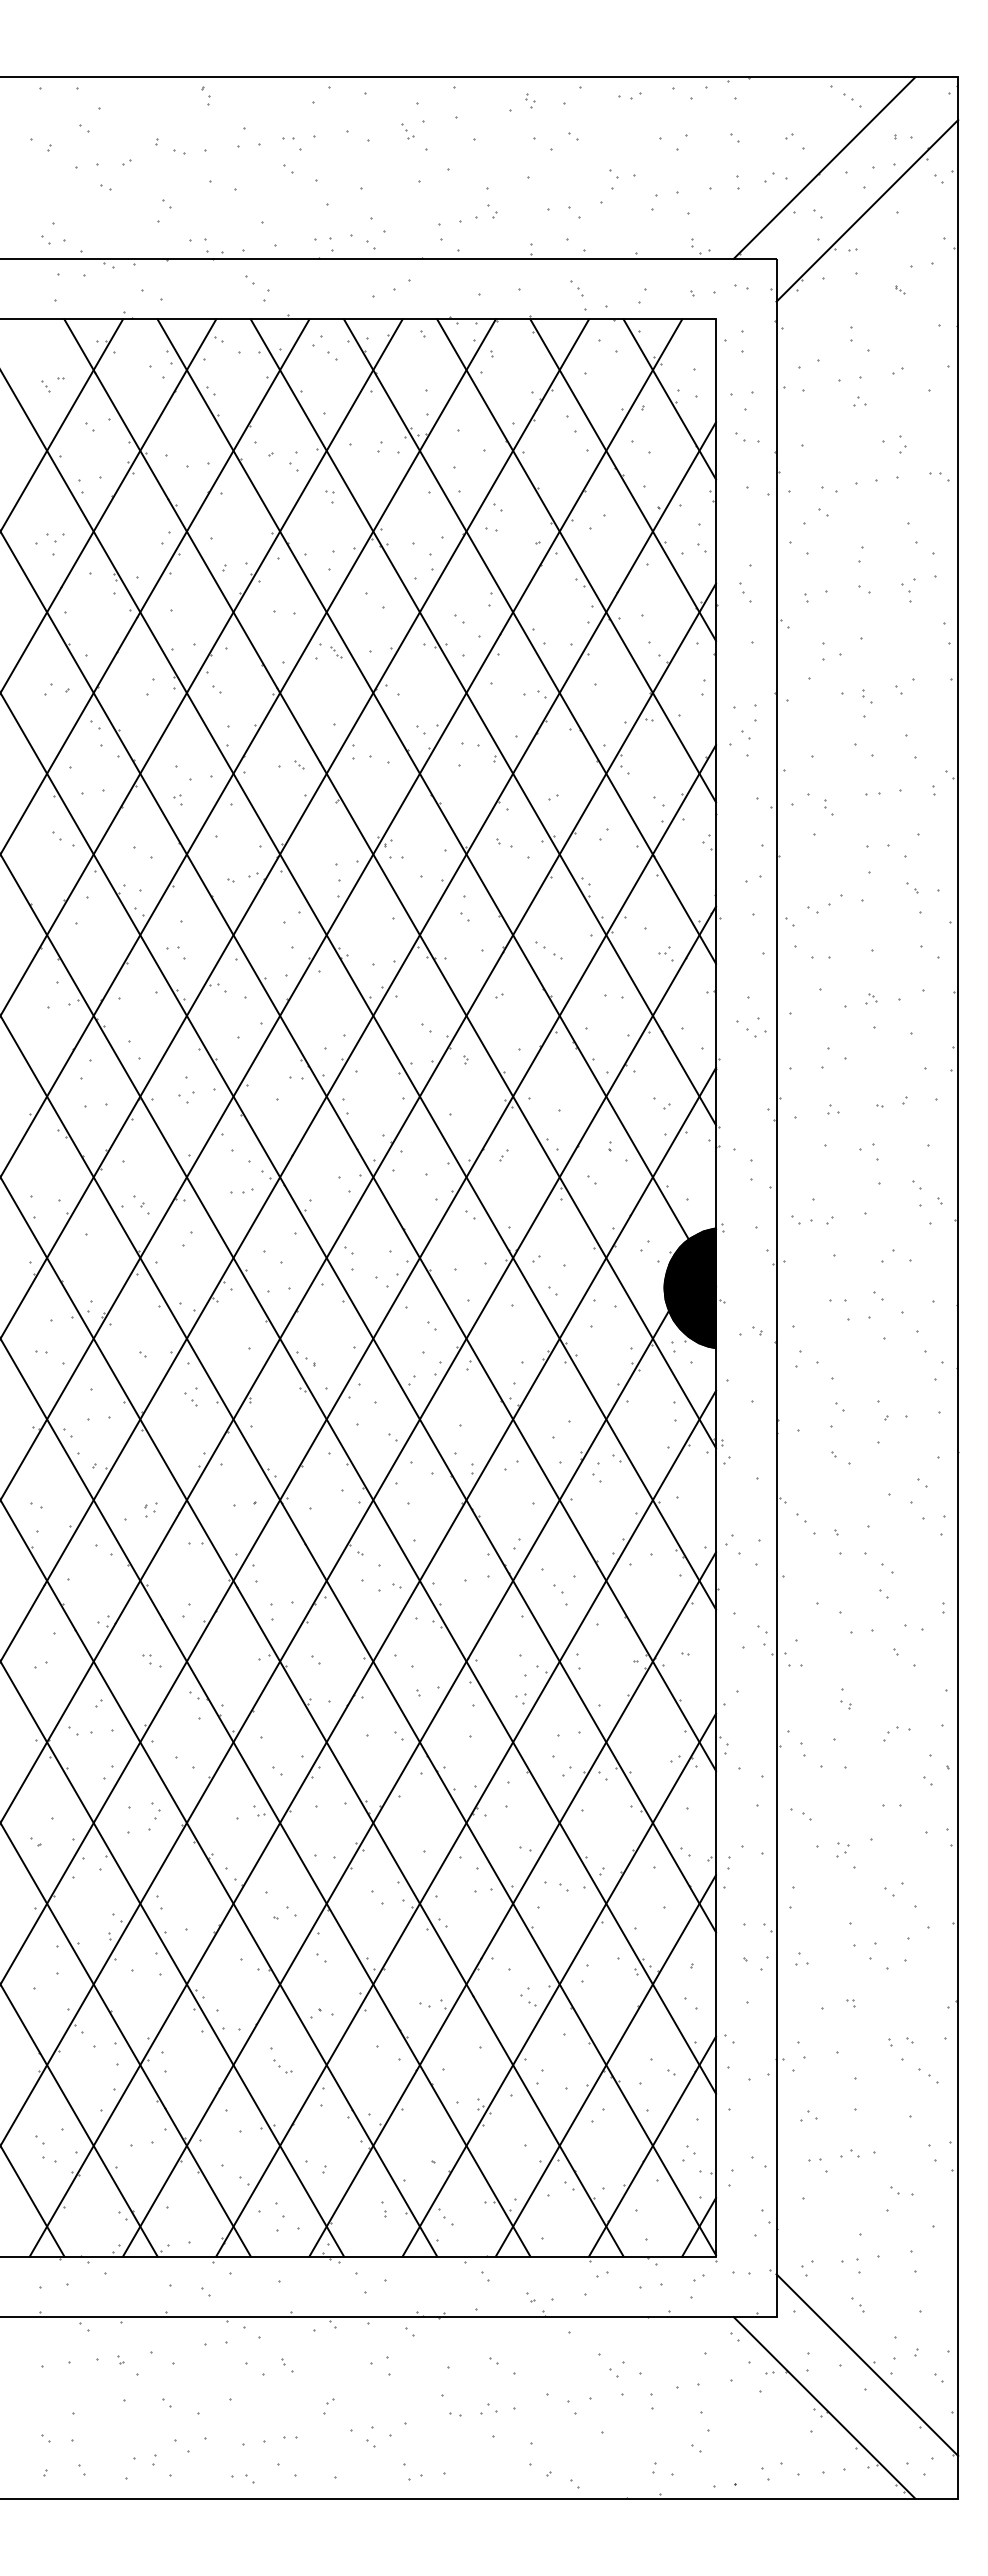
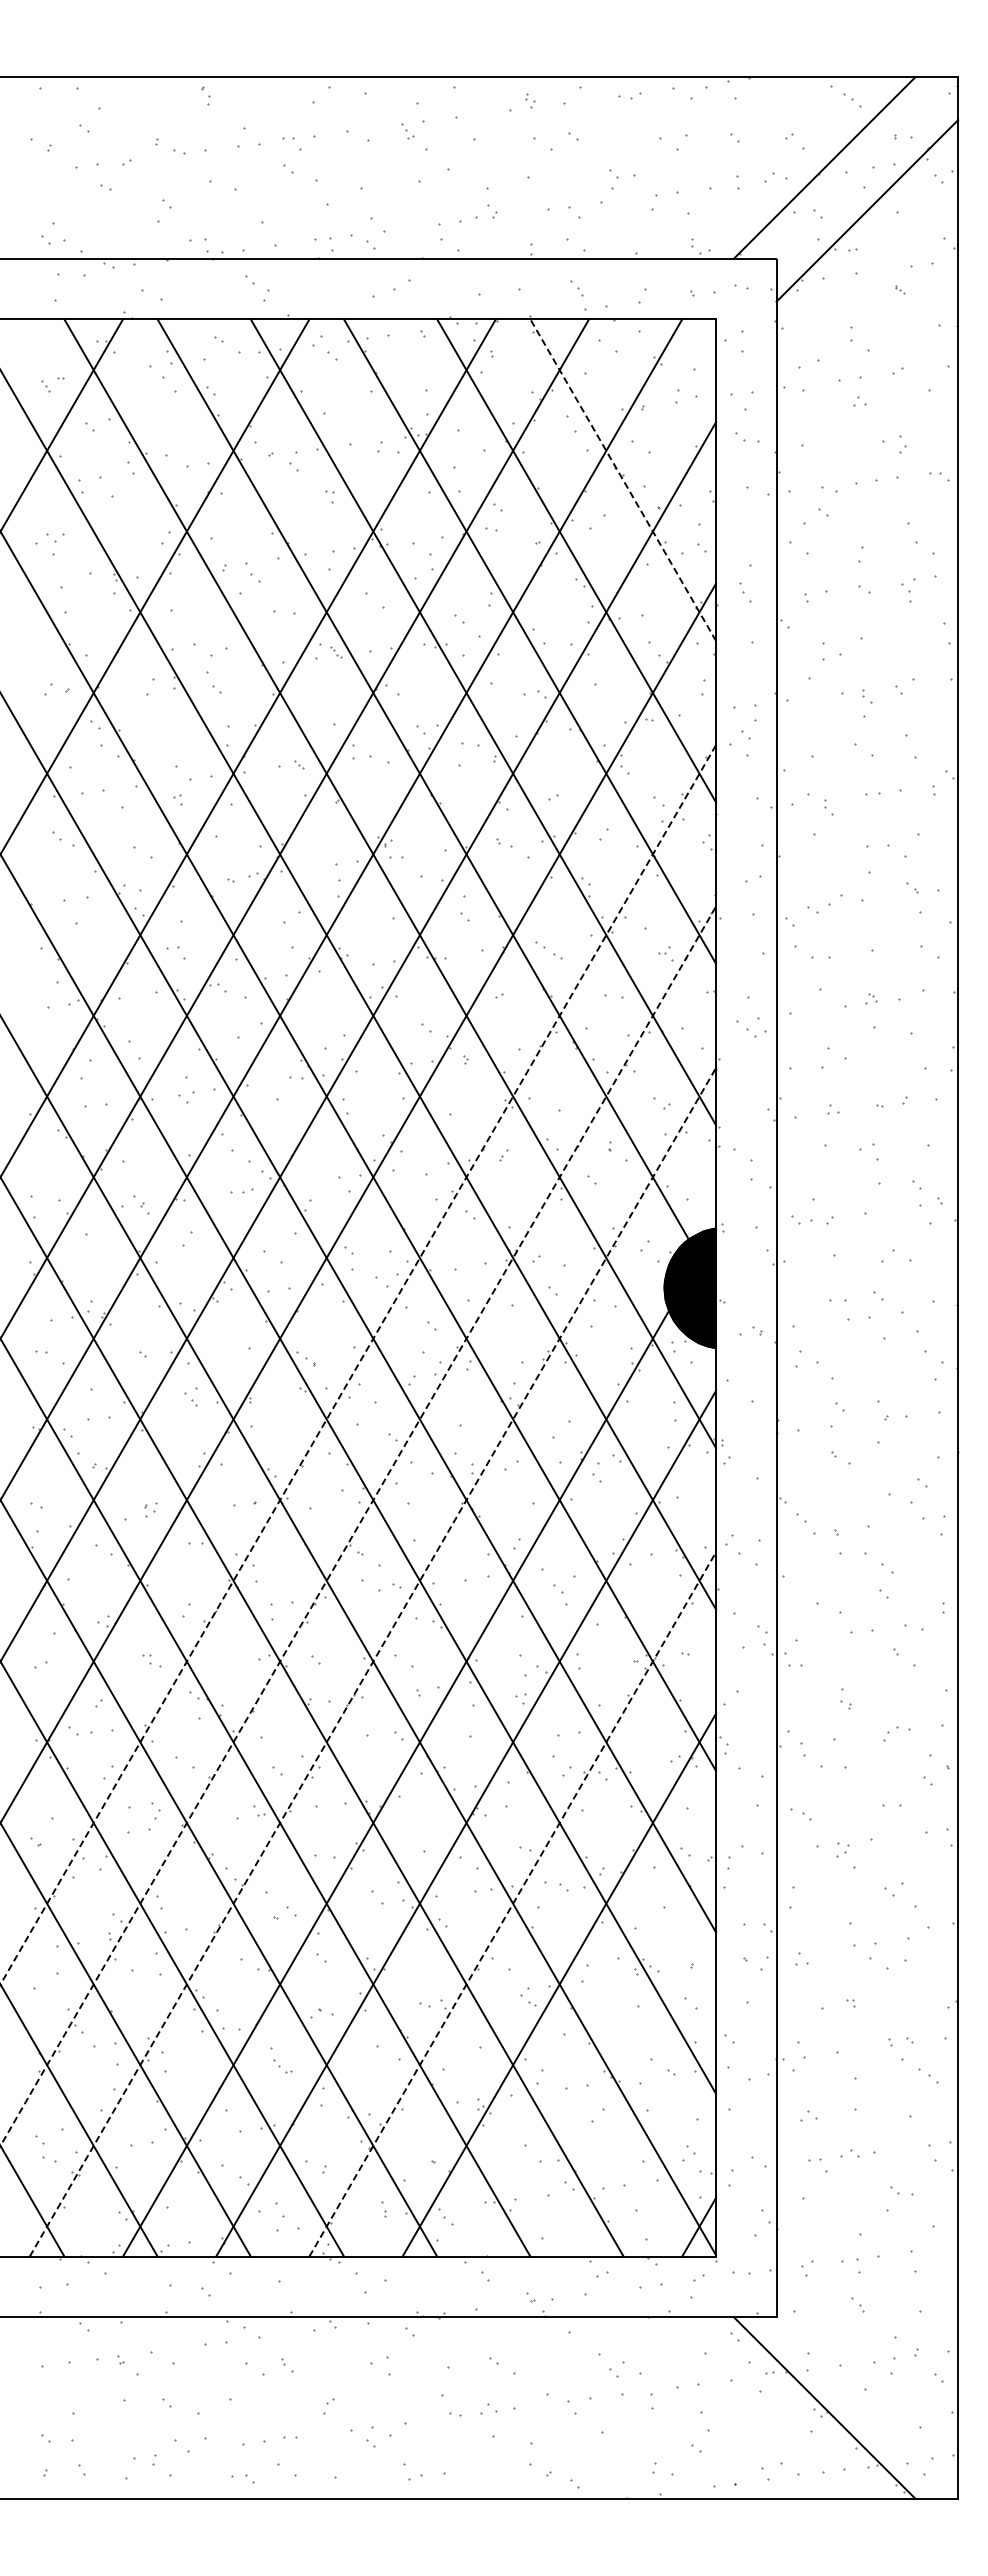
line: present -> none (669, 399)
line: solid -> dashed (623, 480)
line: present -> none (109, 504)
line: present -> none (202, 665)
line: solid -> dashed (358, 1364)
line: solid -> dashed (358, 1526)
line: solid -> dashed (373, 1661)
line: solid -> dashed (512, 1904)
line: present -> none (605, 2065)
line: present -> none (652, 2146)
line: present -> none (867, 2364)
